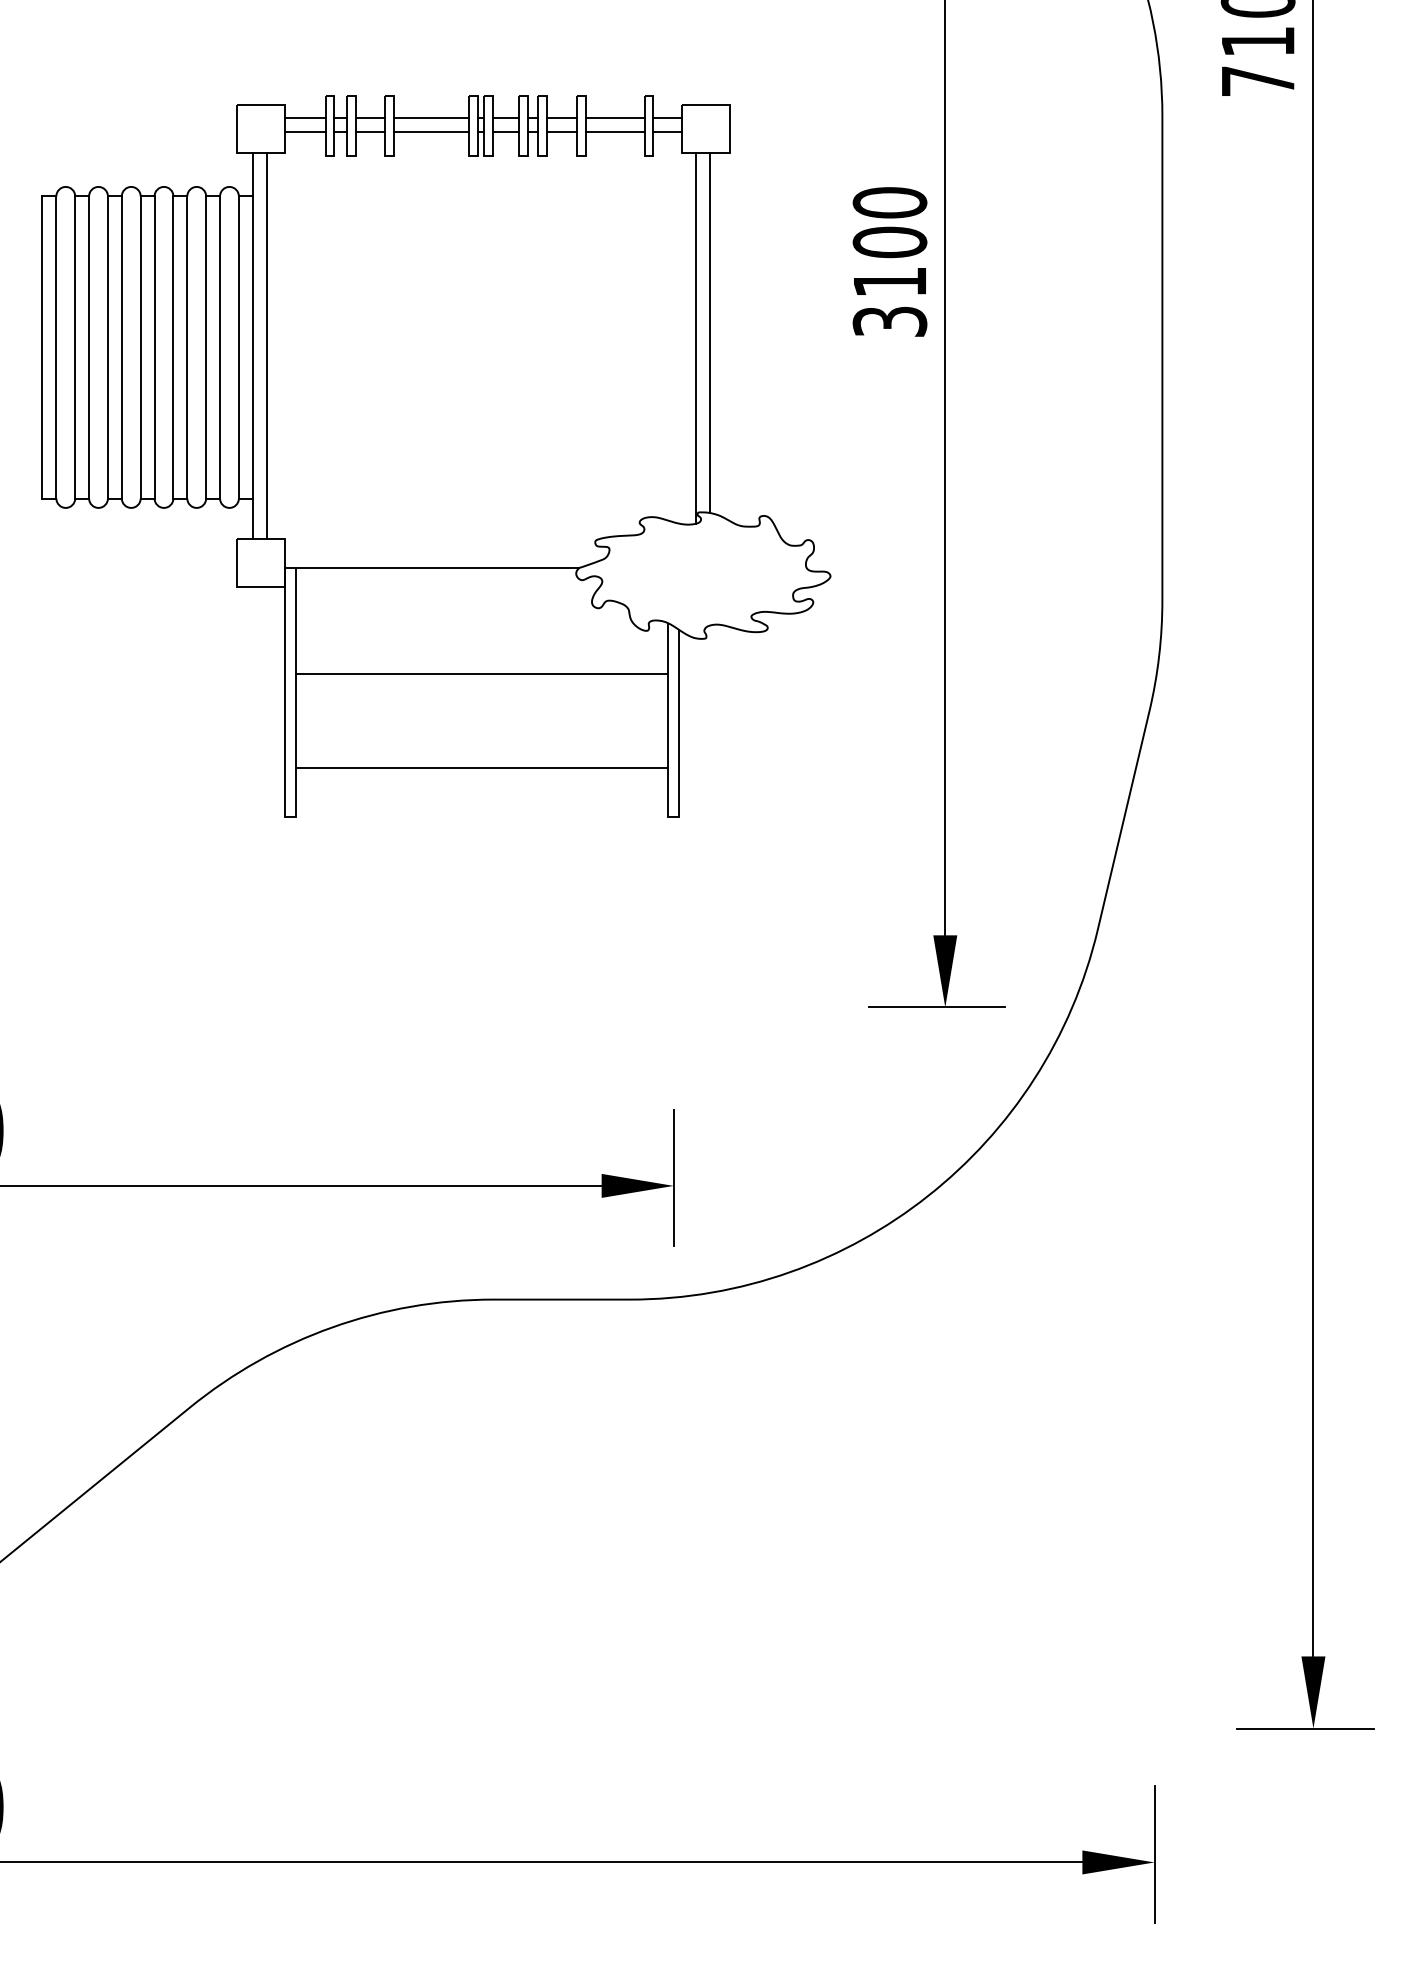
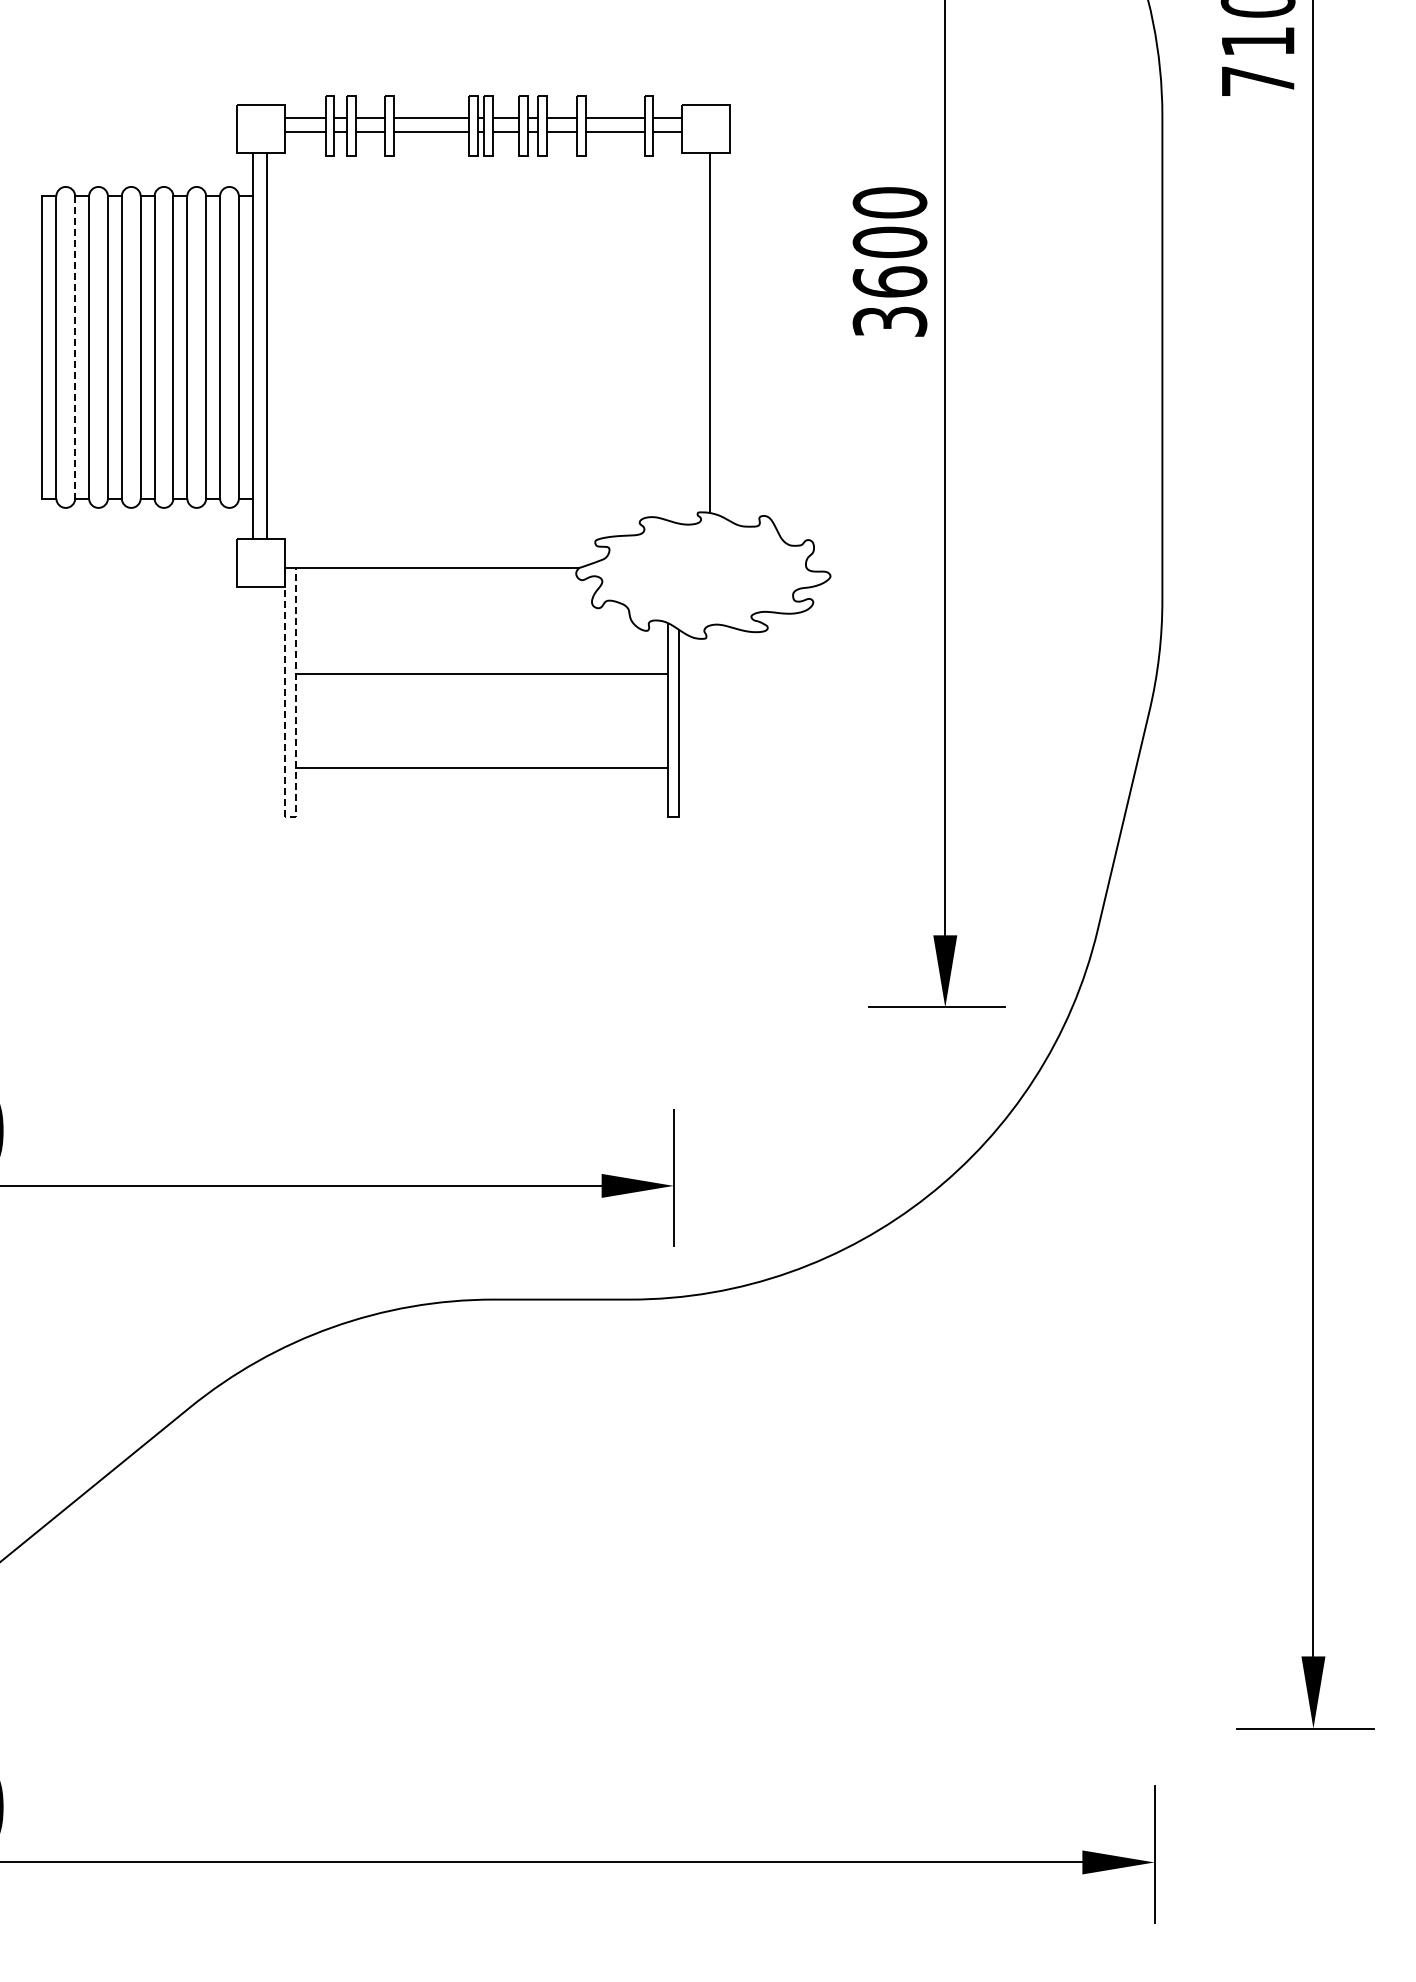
text: 3100 -> 3600 (889, 281)
line: present -> none (695, 337)
line: solid -> dashed (75, 347)
line: solid -> dashed (290, 816)
